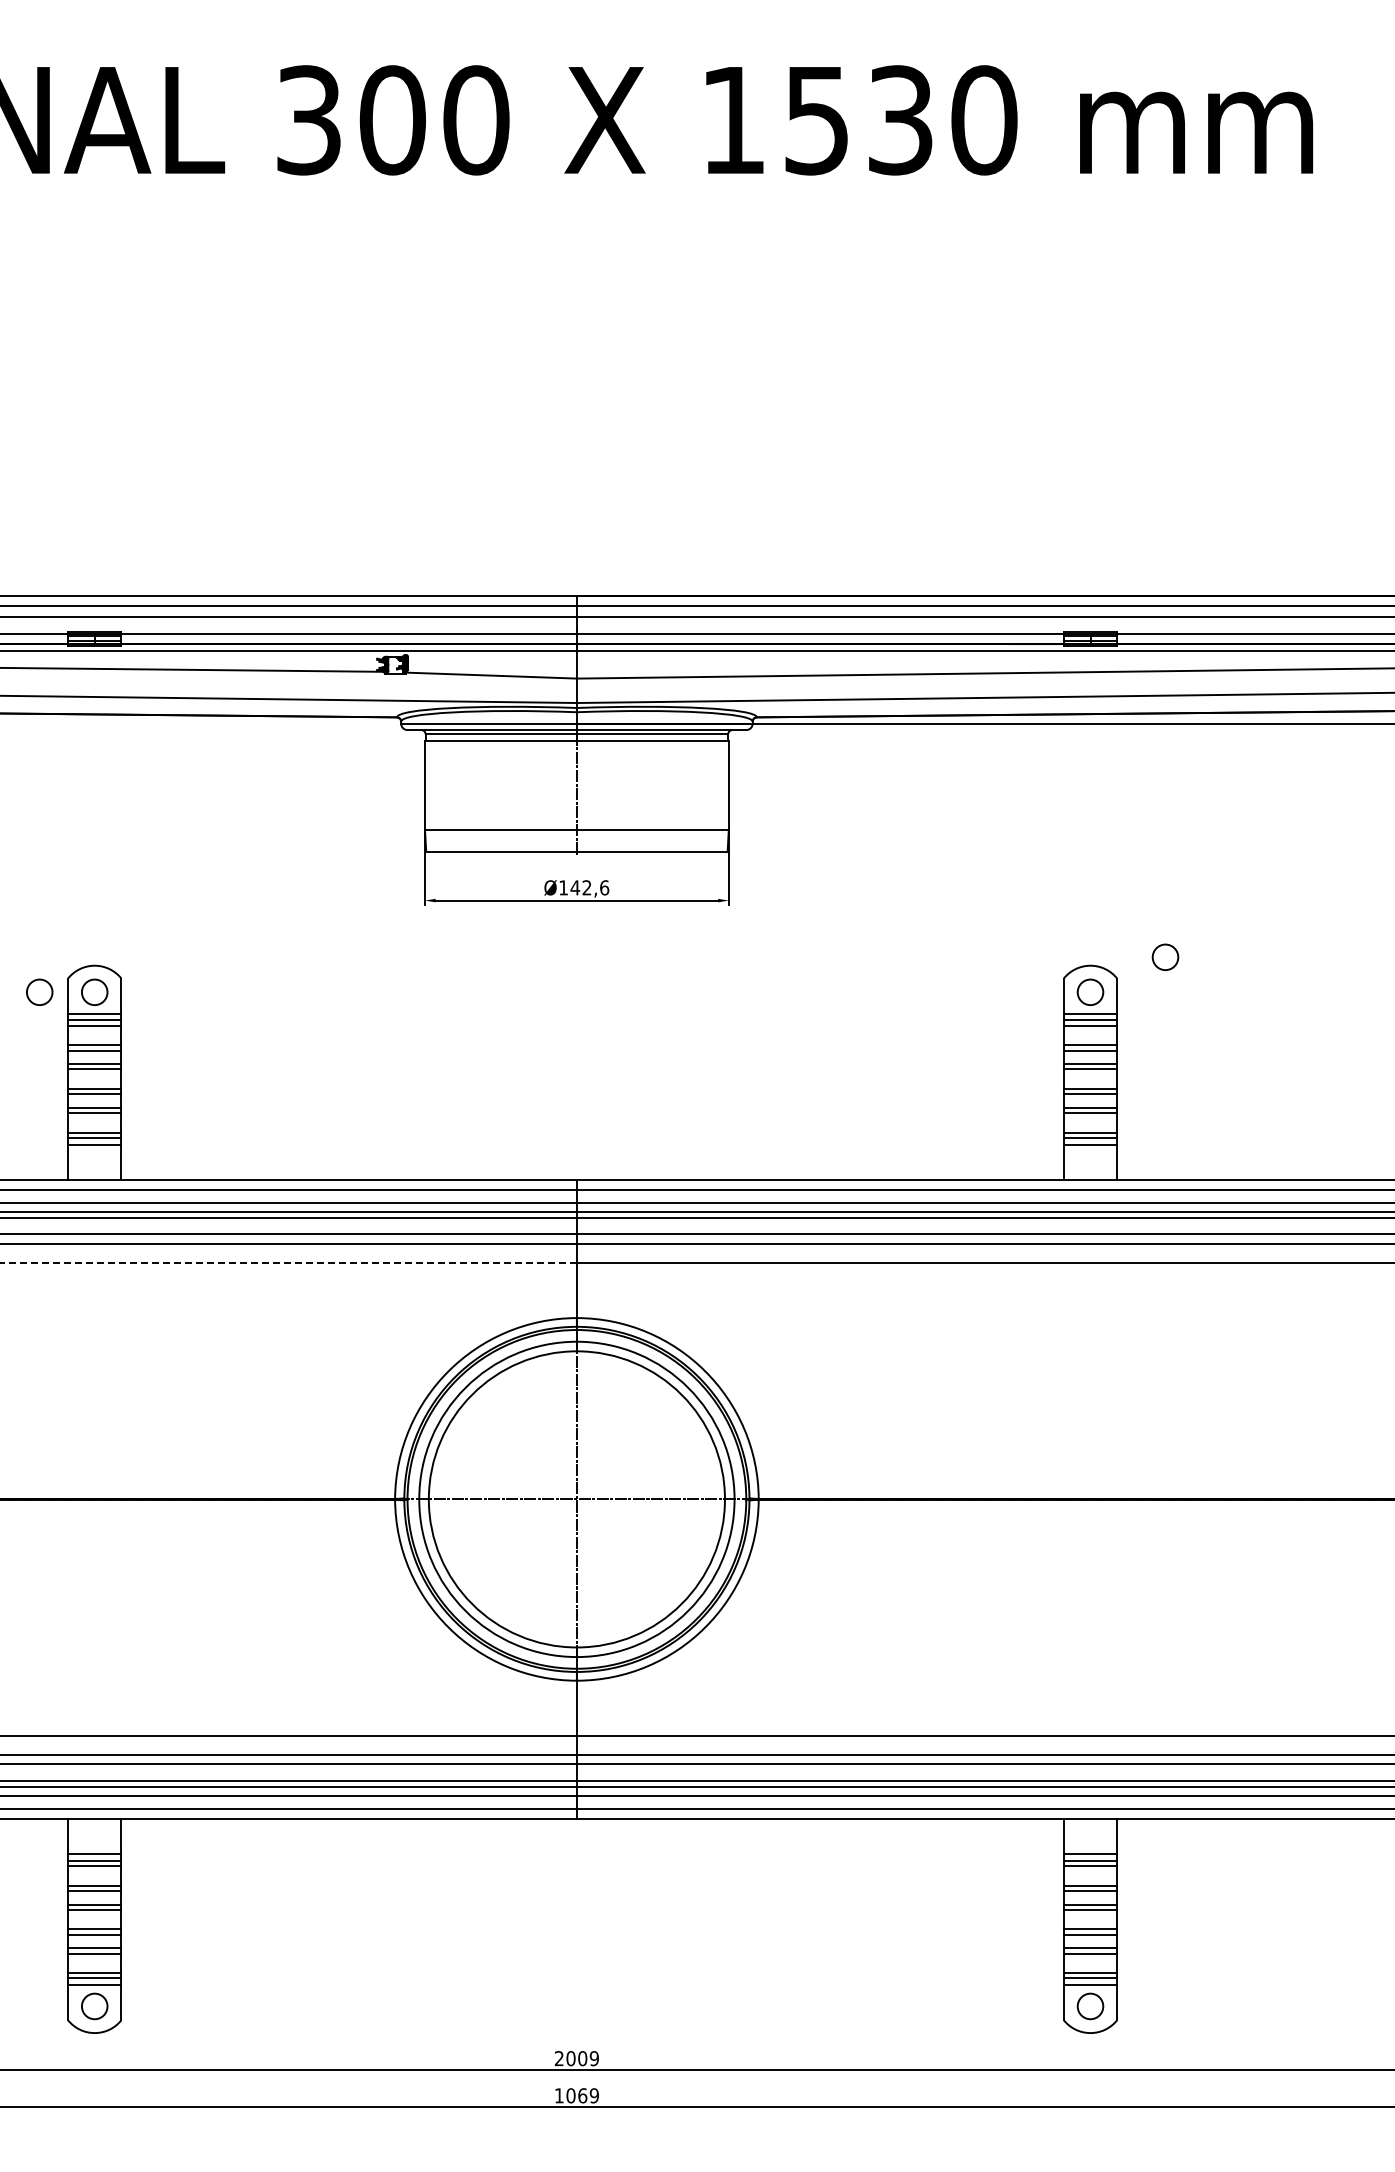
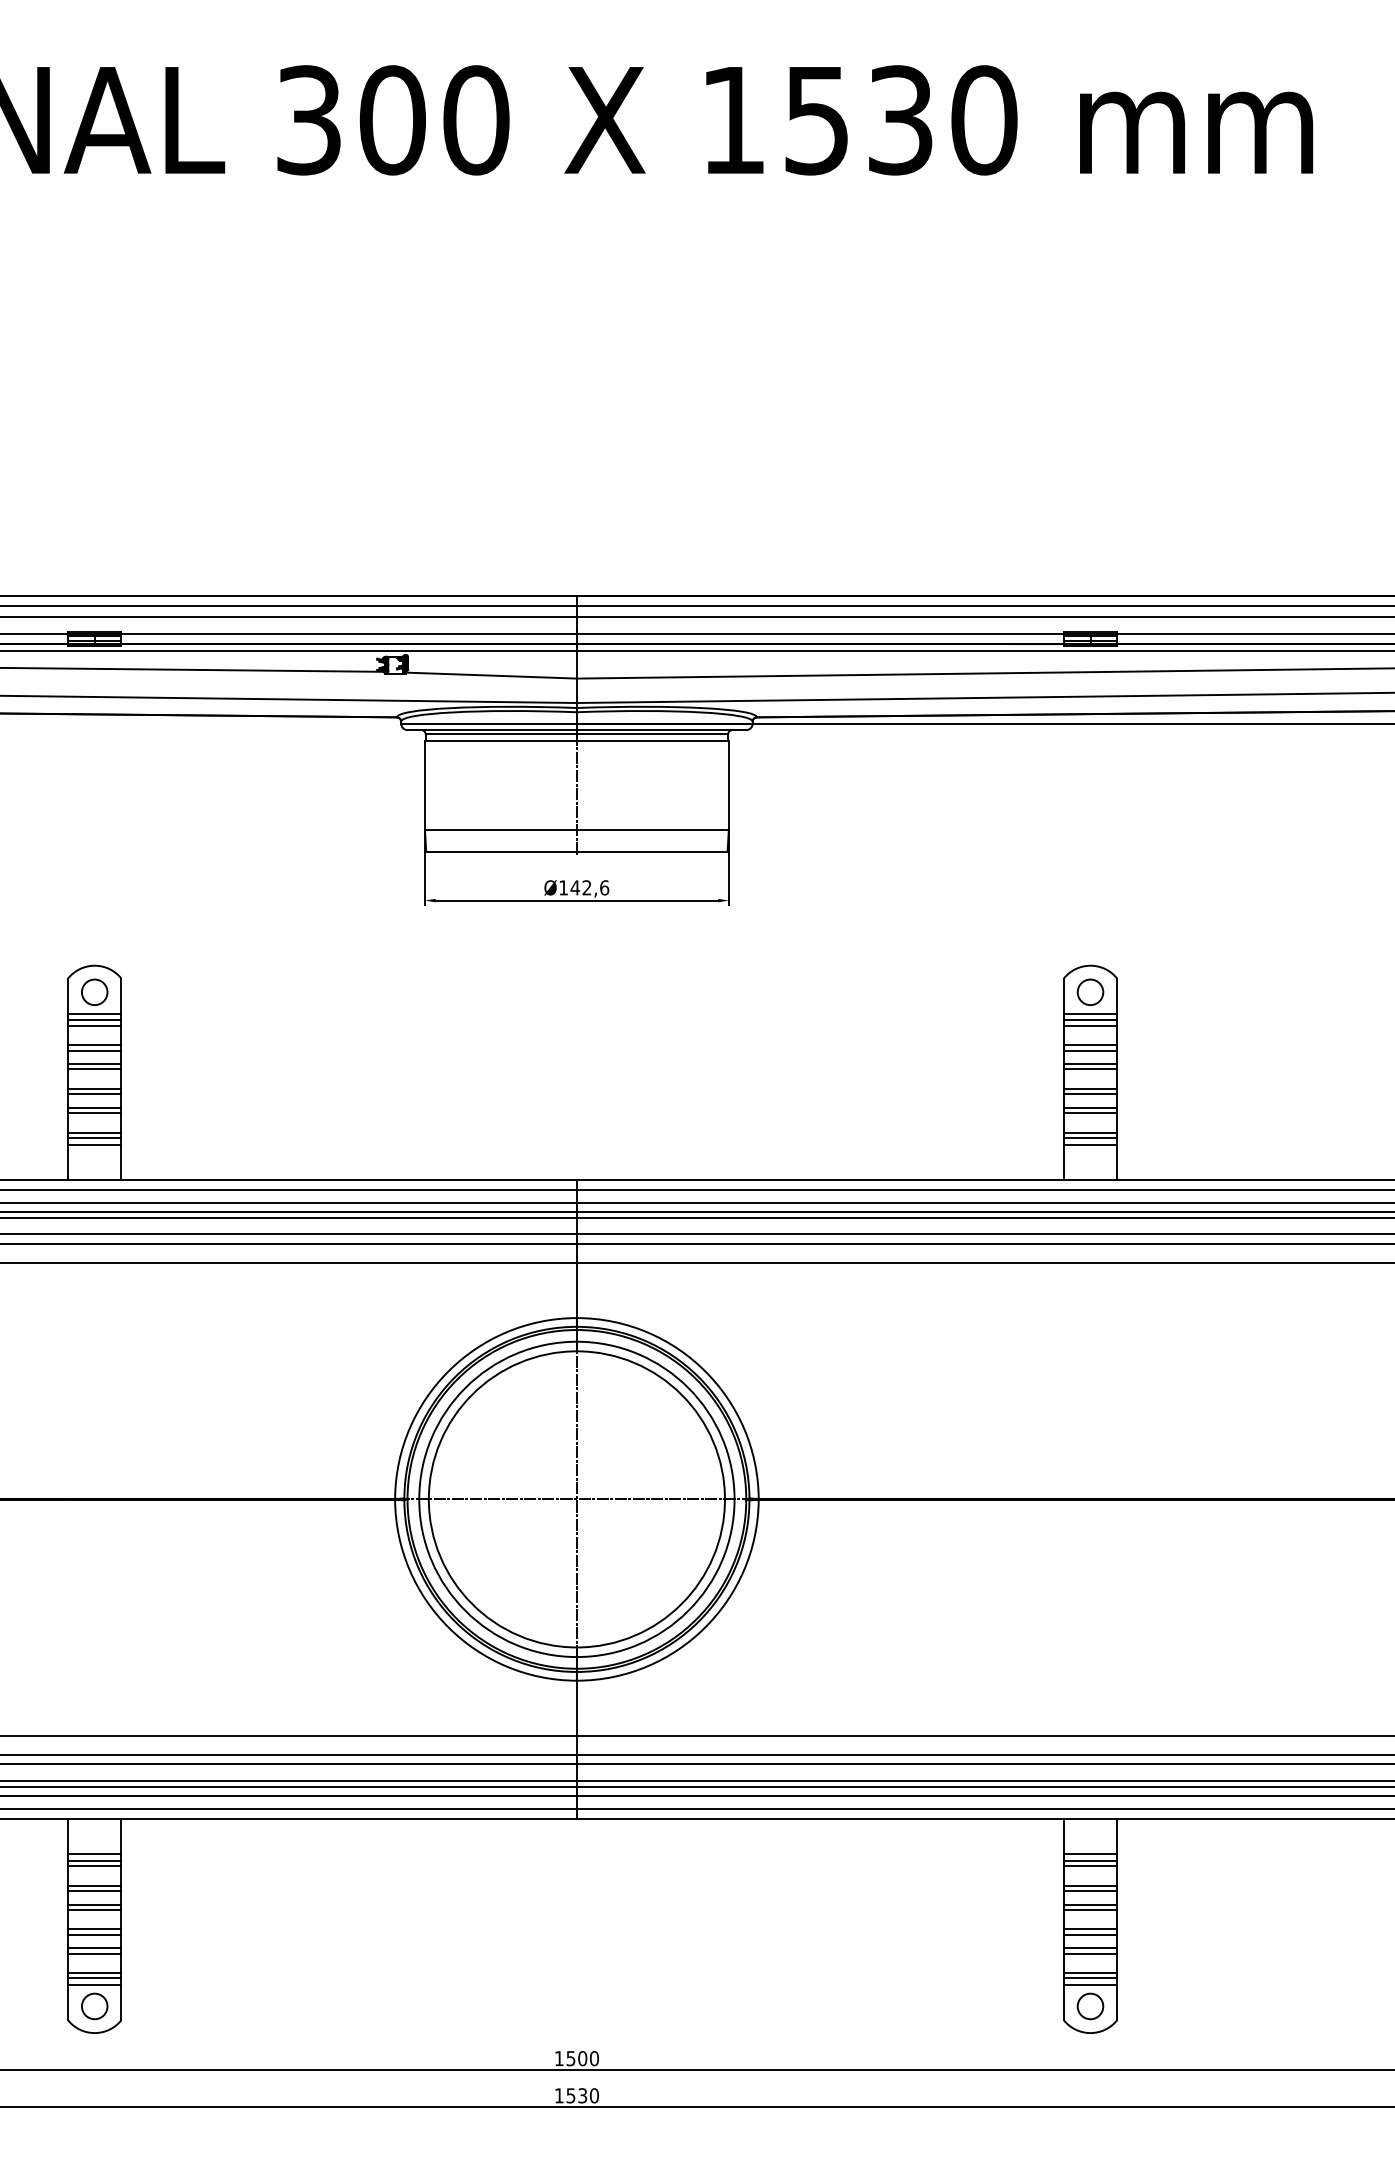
circle: present -> none (1165, 956)
circle: present -> none (39, 991)
line: dashed -> solid (289, 1263)
text: 2009 -> 1500 (576, 2058)
text: 1069 -> 1530 (582, 2095)
